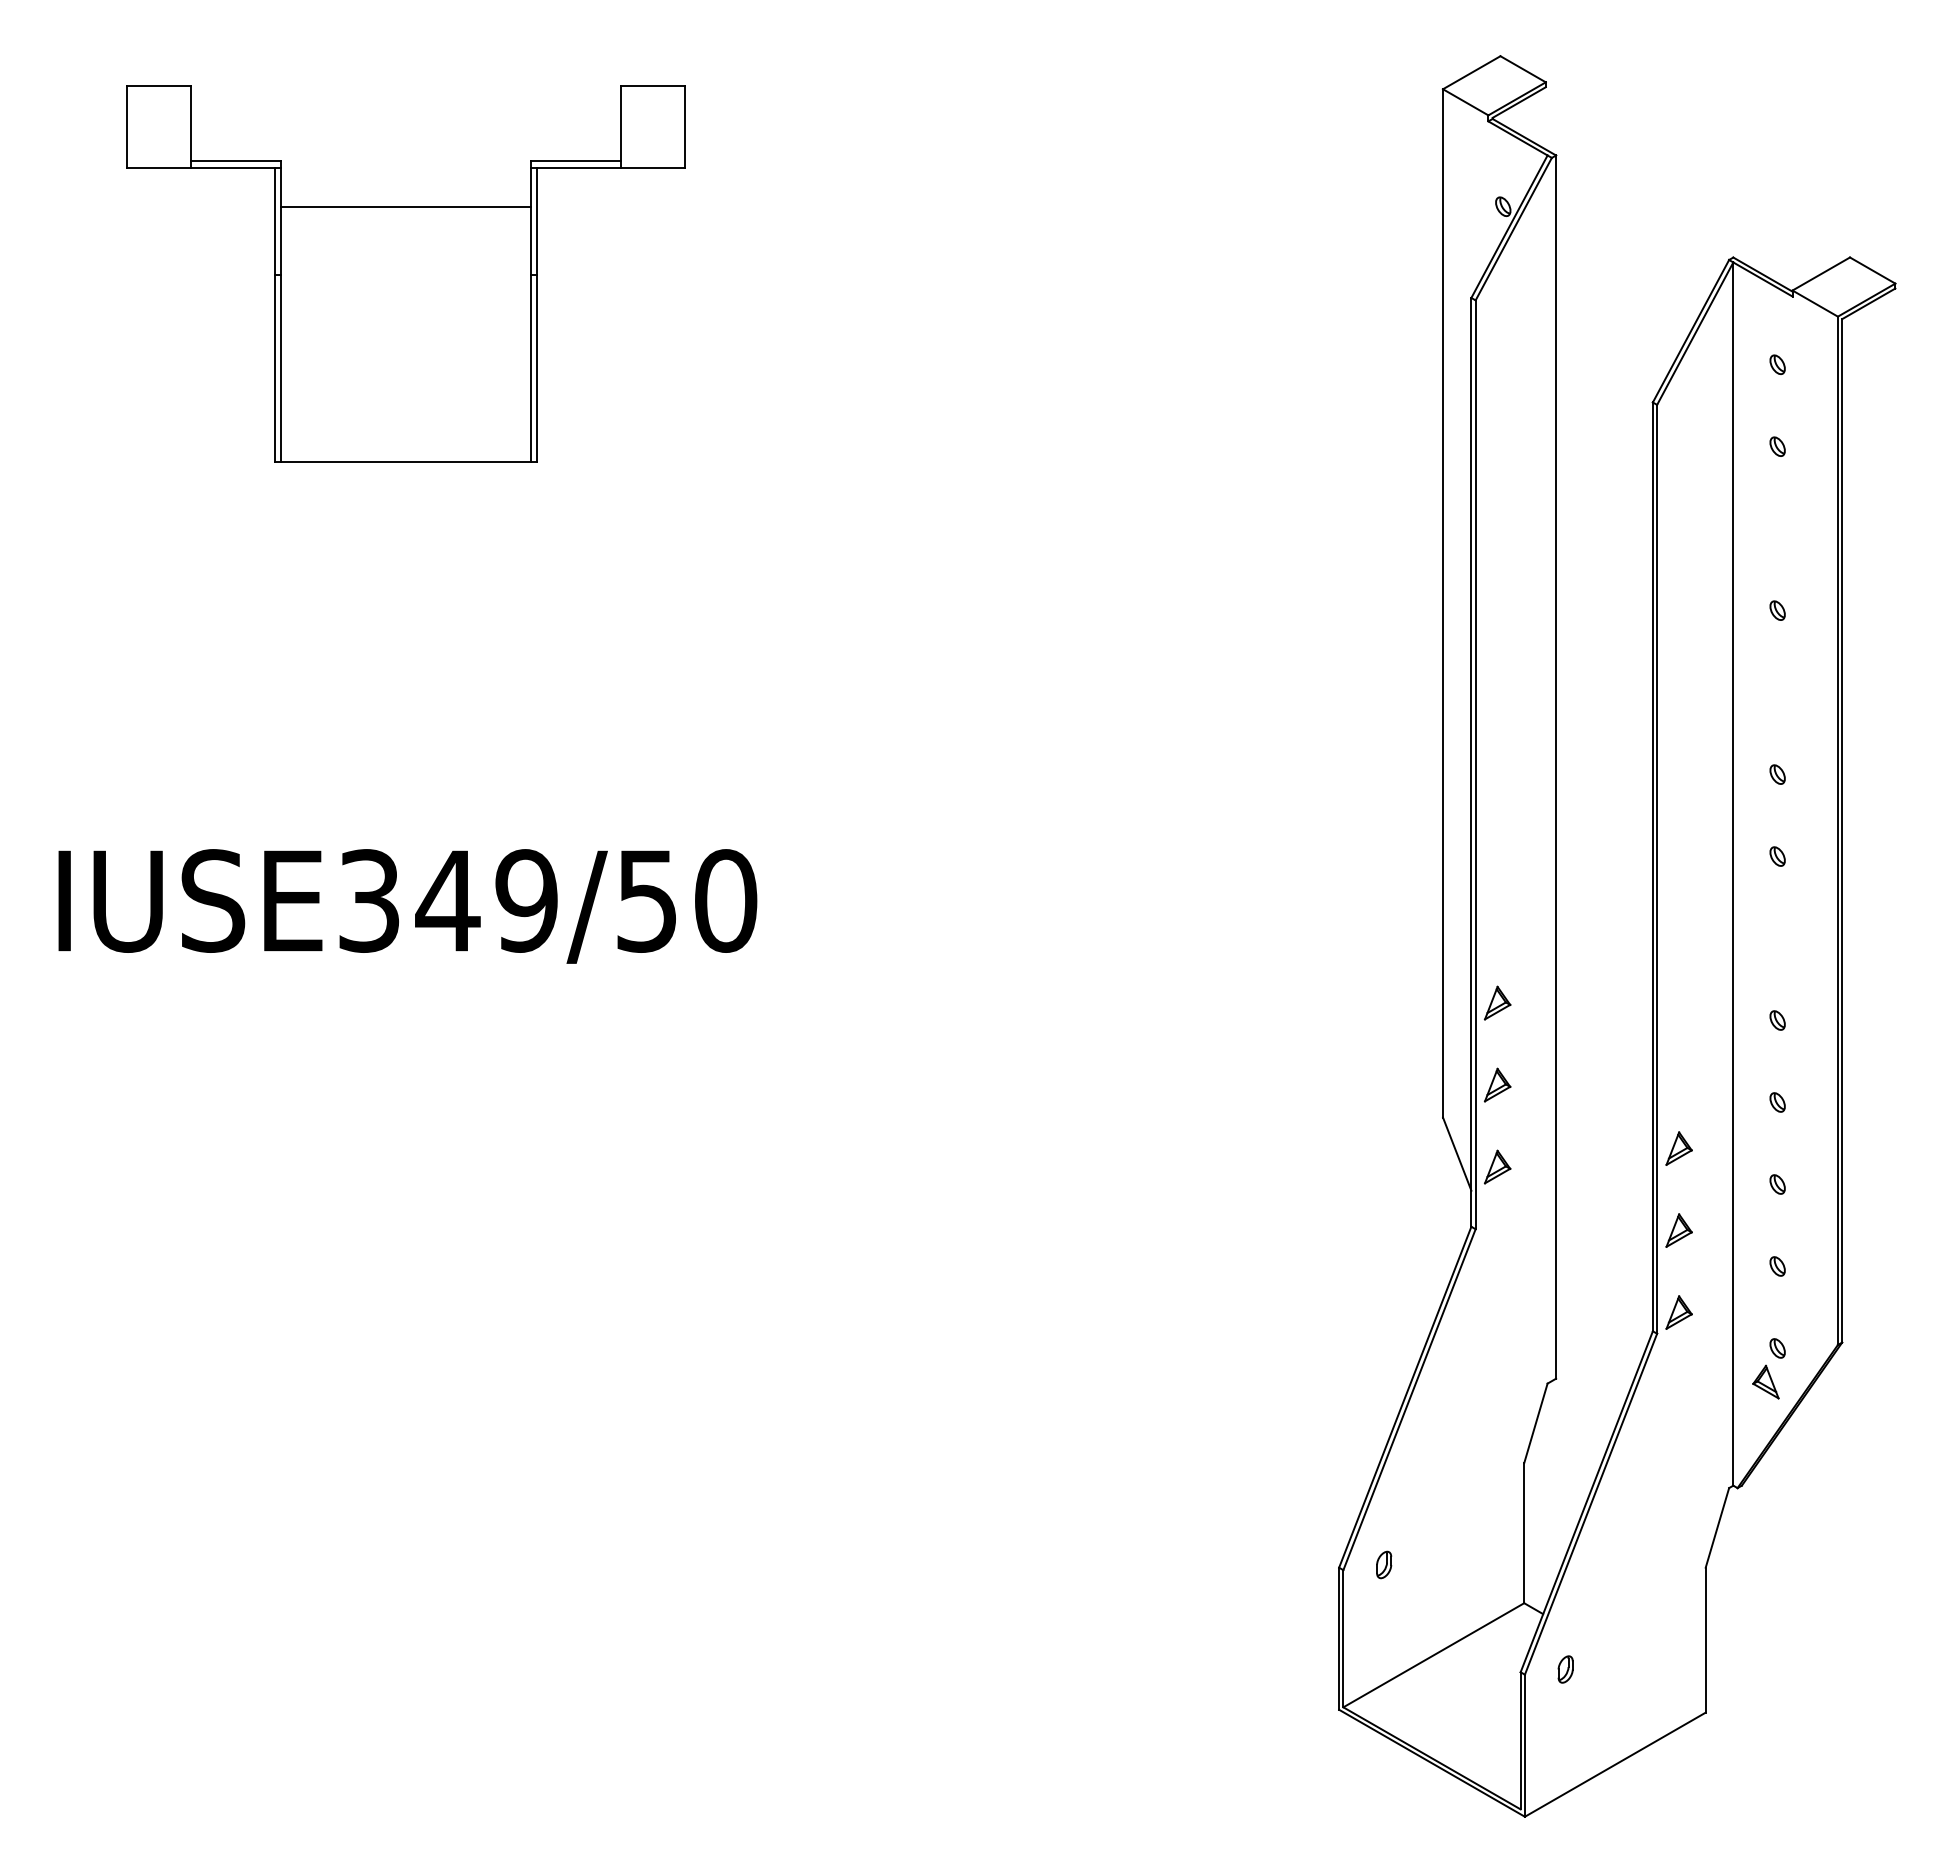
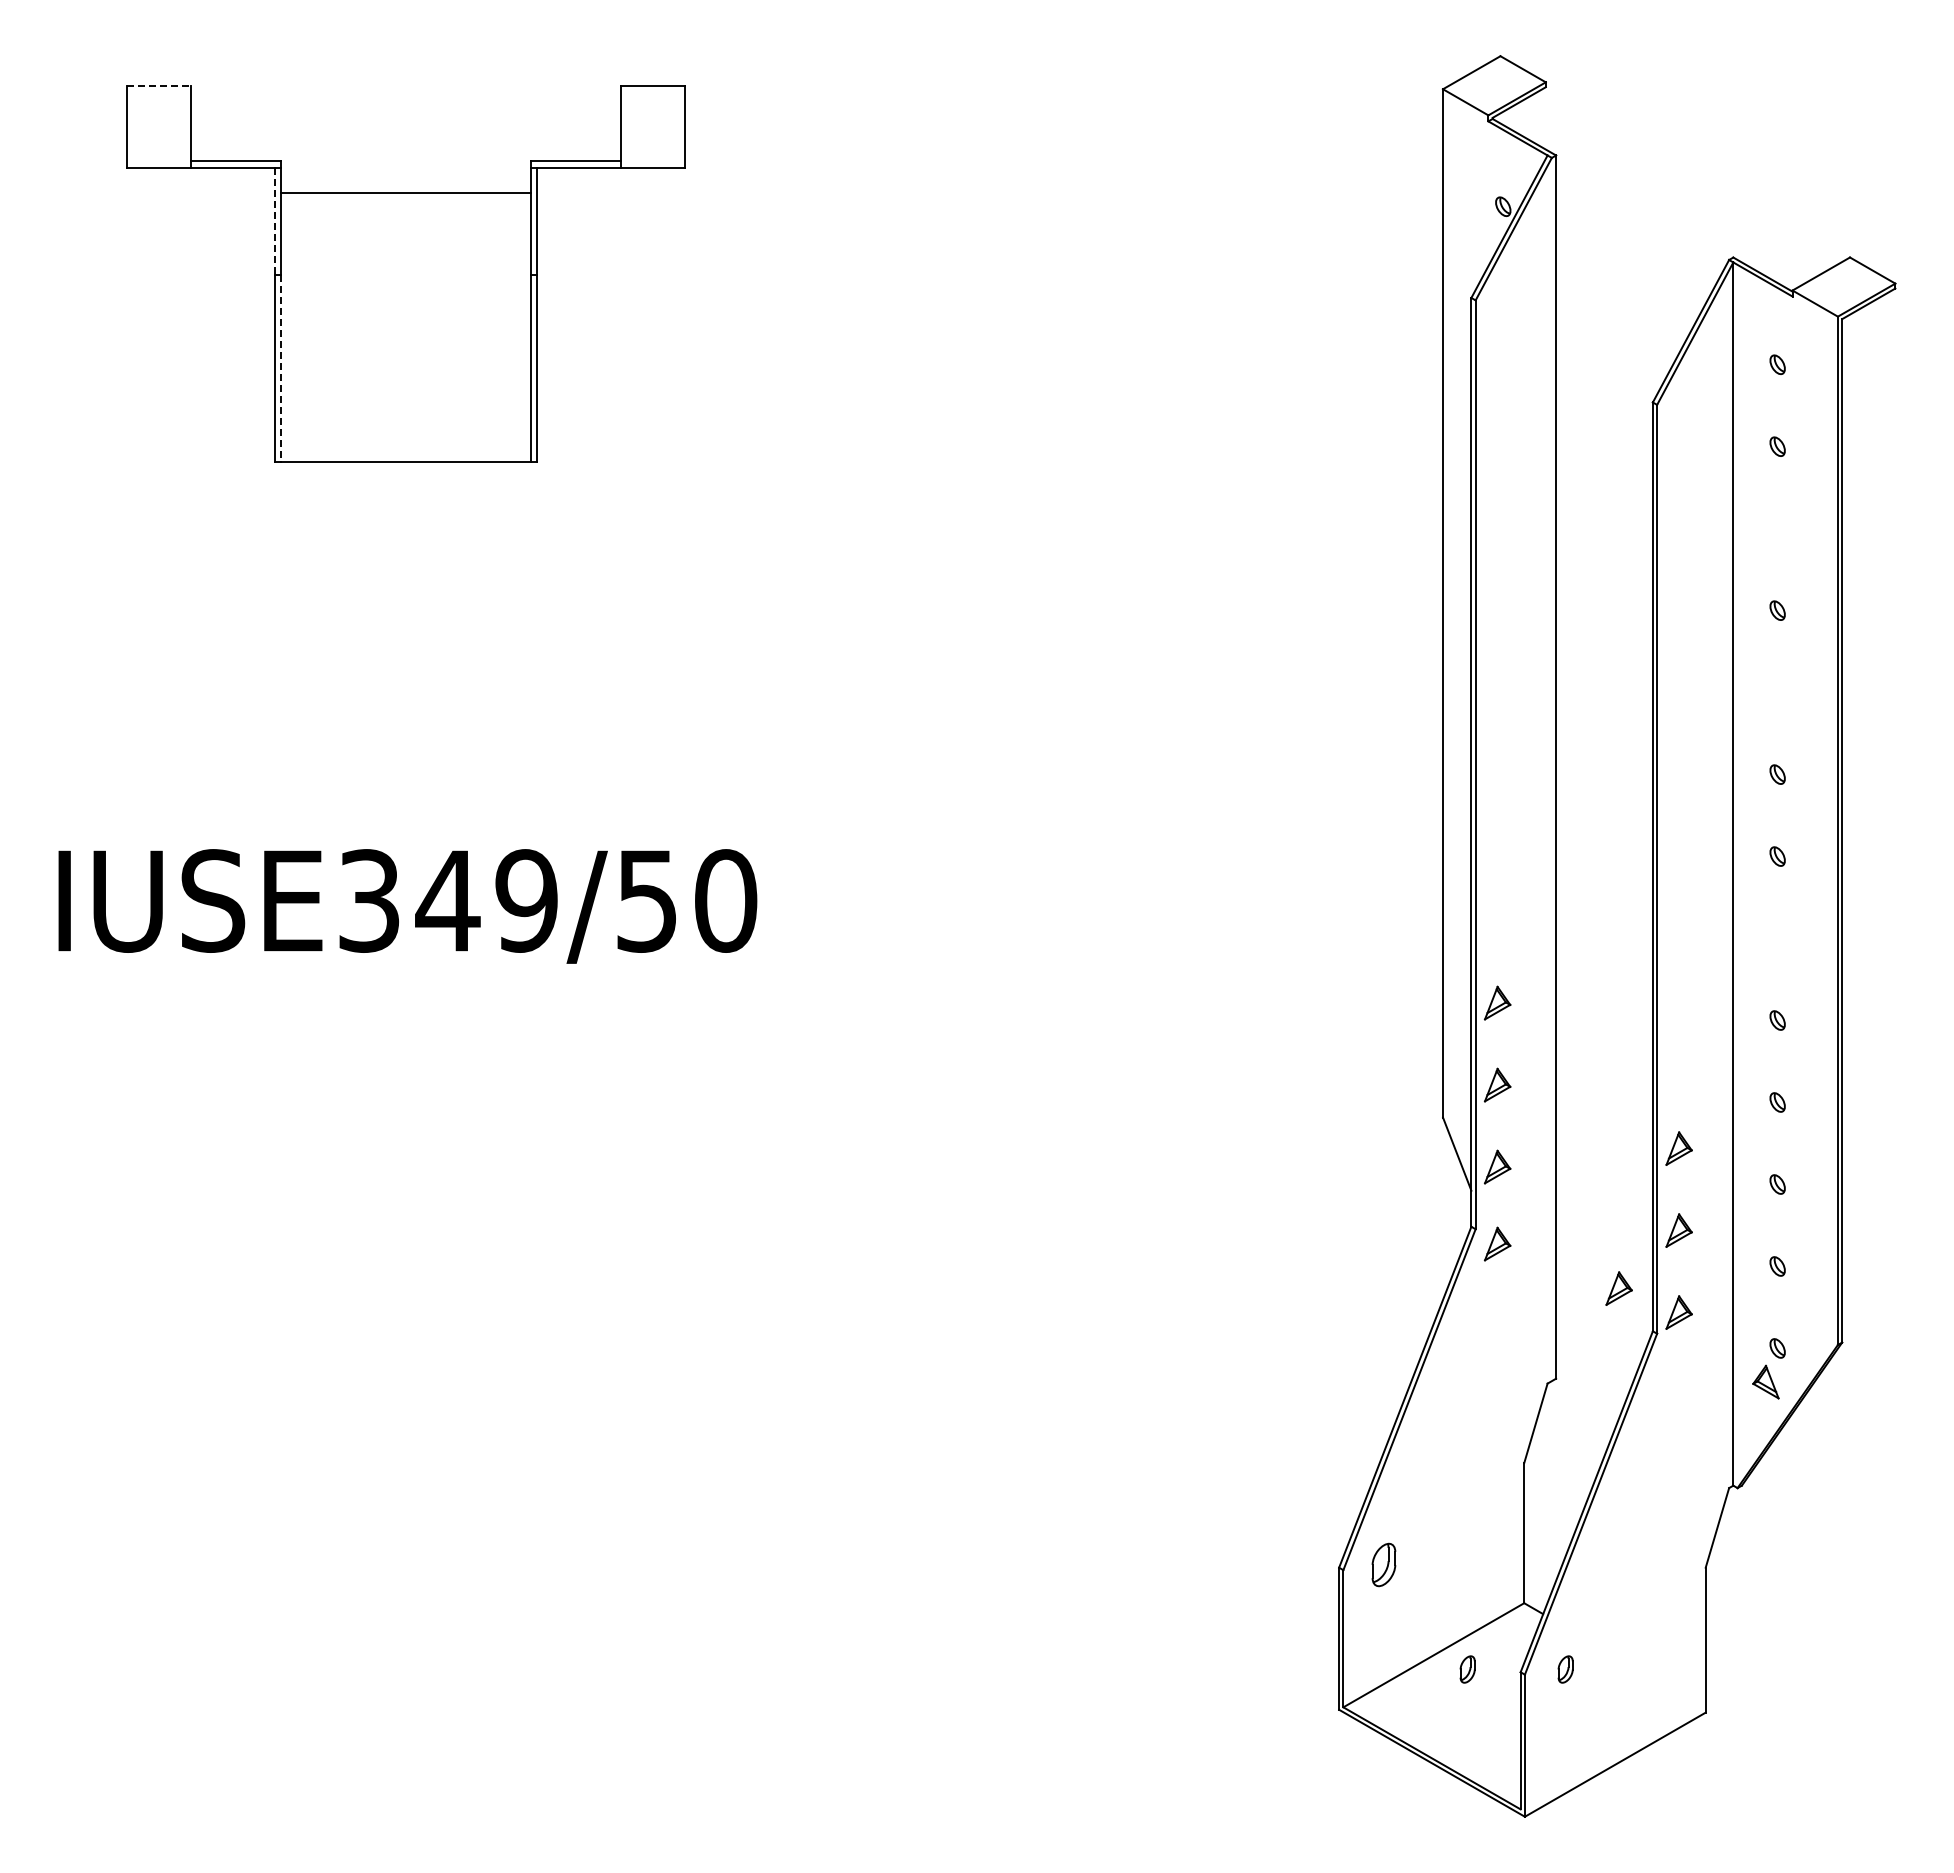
line: solid -> dashed (159, 86)
line position: (405, 206) -> (405, 192) (405, 192)
line: solid -> dashed (274, 221)
line: solid -> dashed (280, 368)
part: none -> present (1497, 1243)
part: none -> present (1618, 1288)
part size: 17x30 px -> 26x46 px (1383, 1564)
part: none -> present (1467, 1669)
